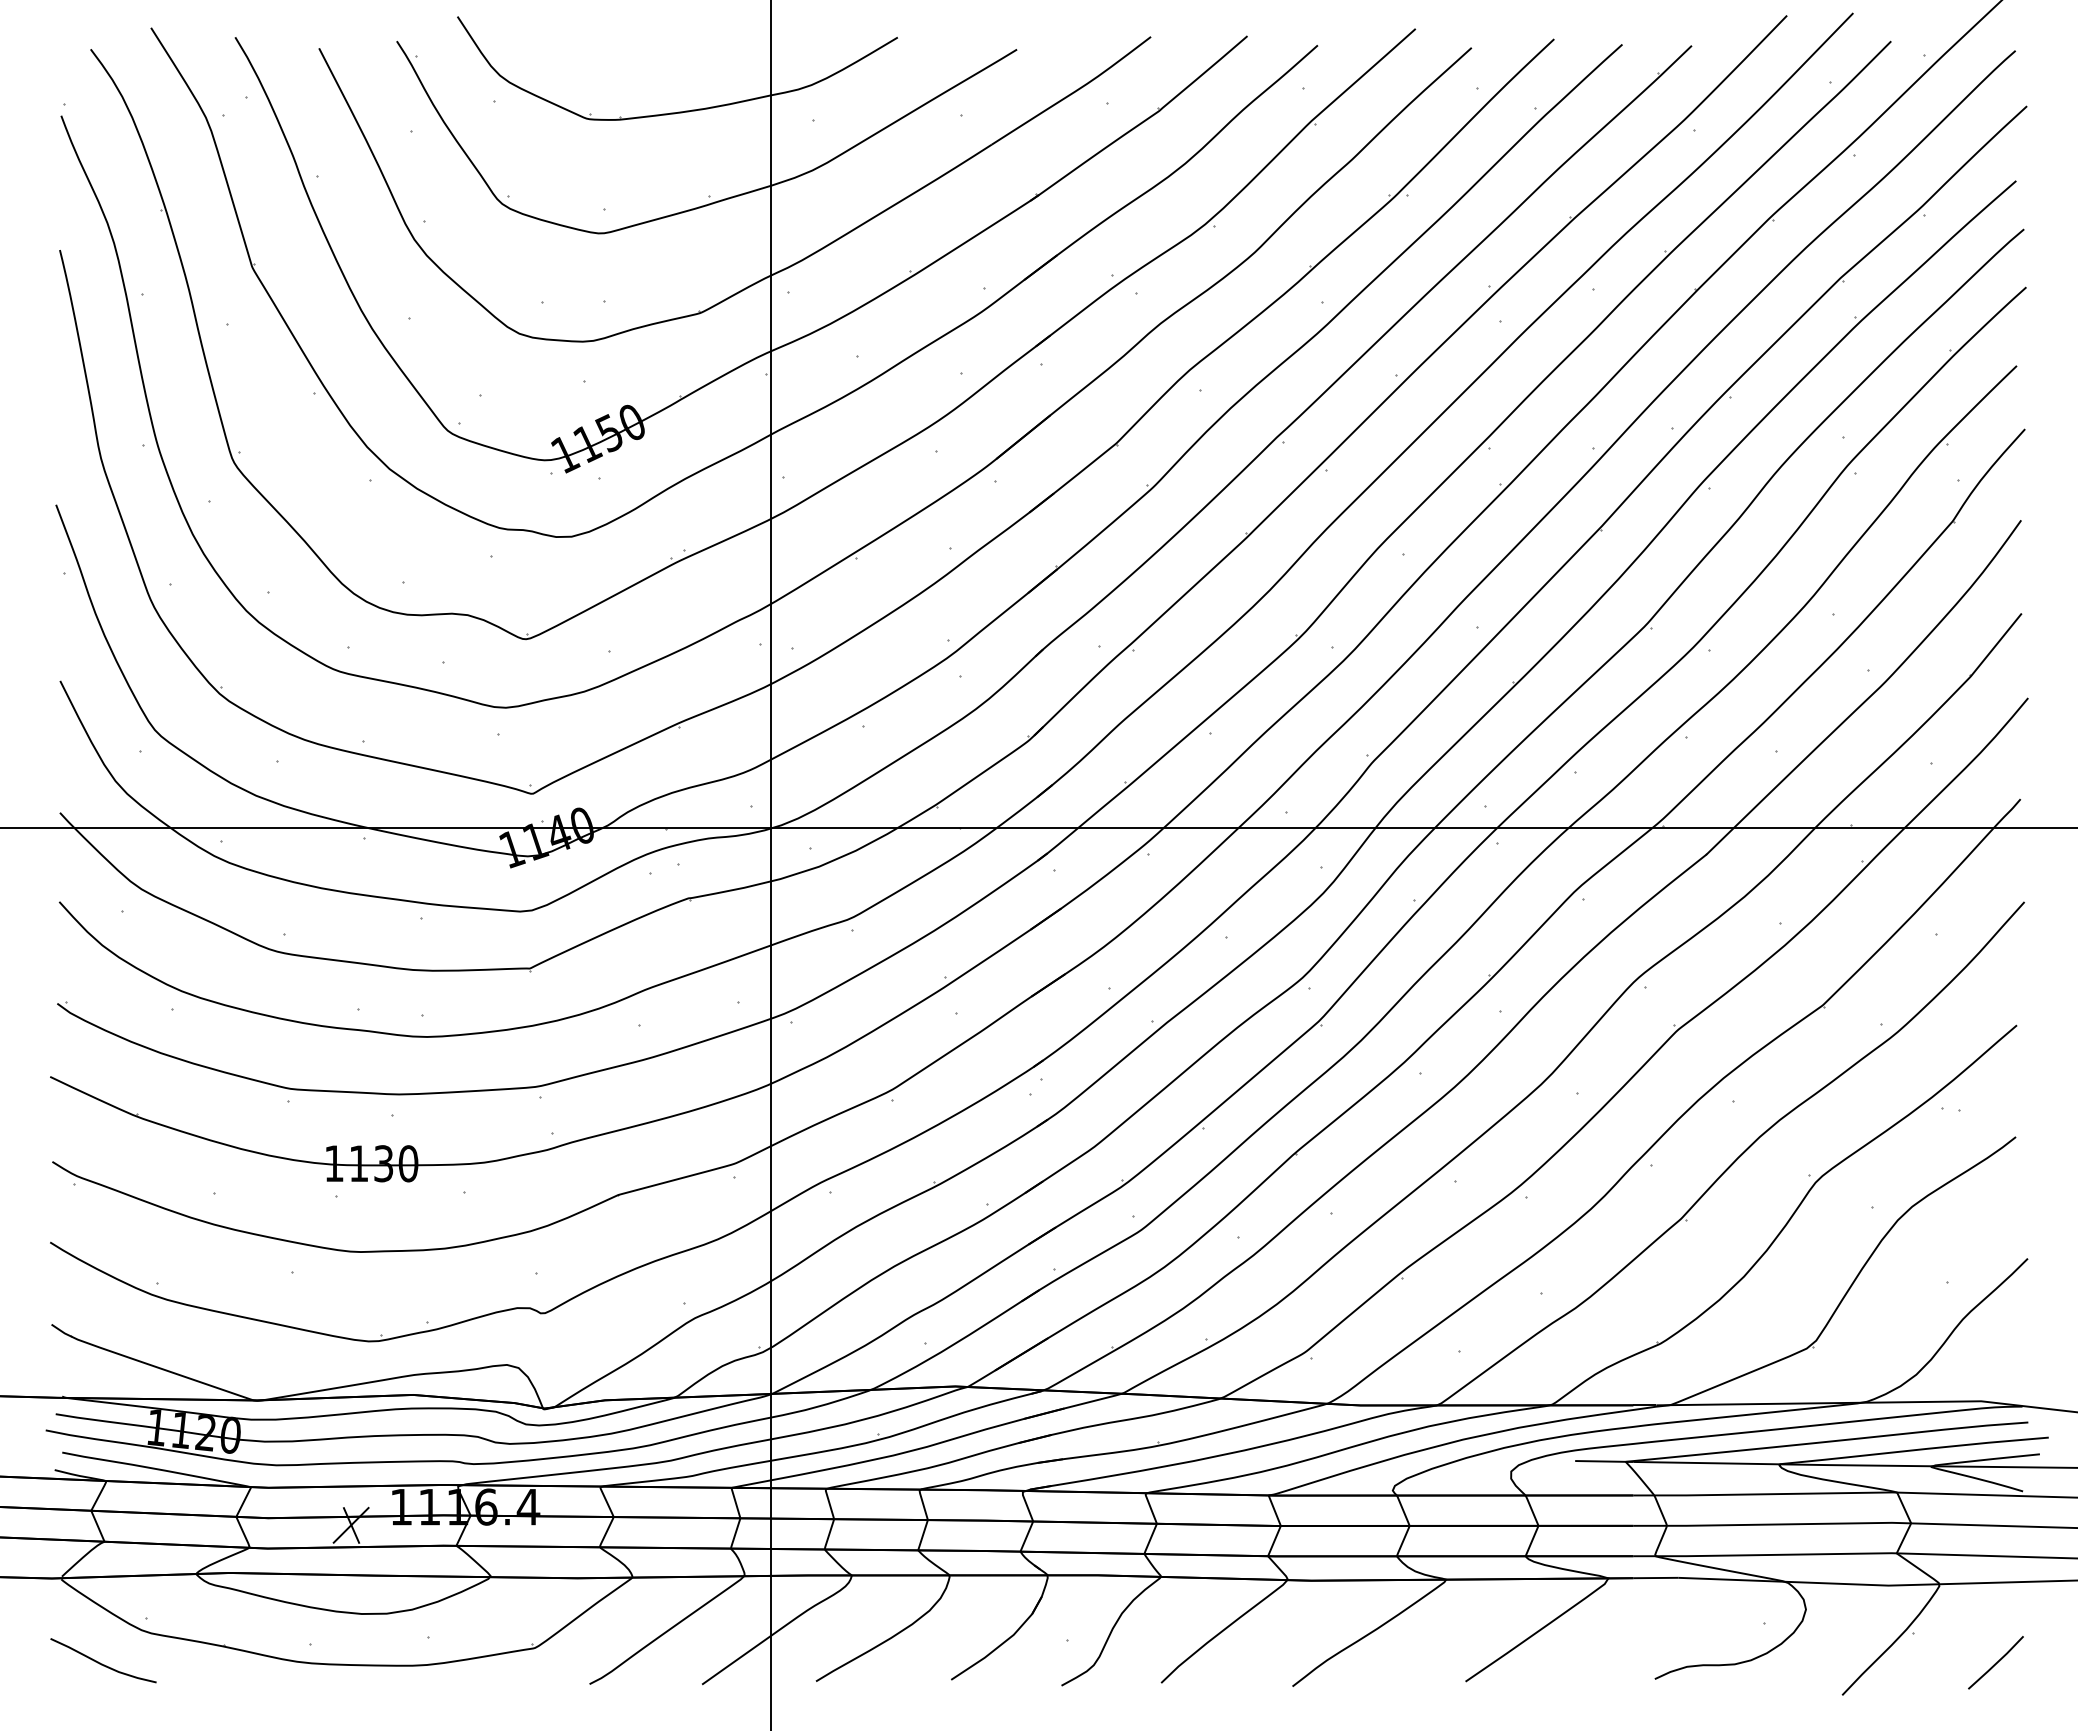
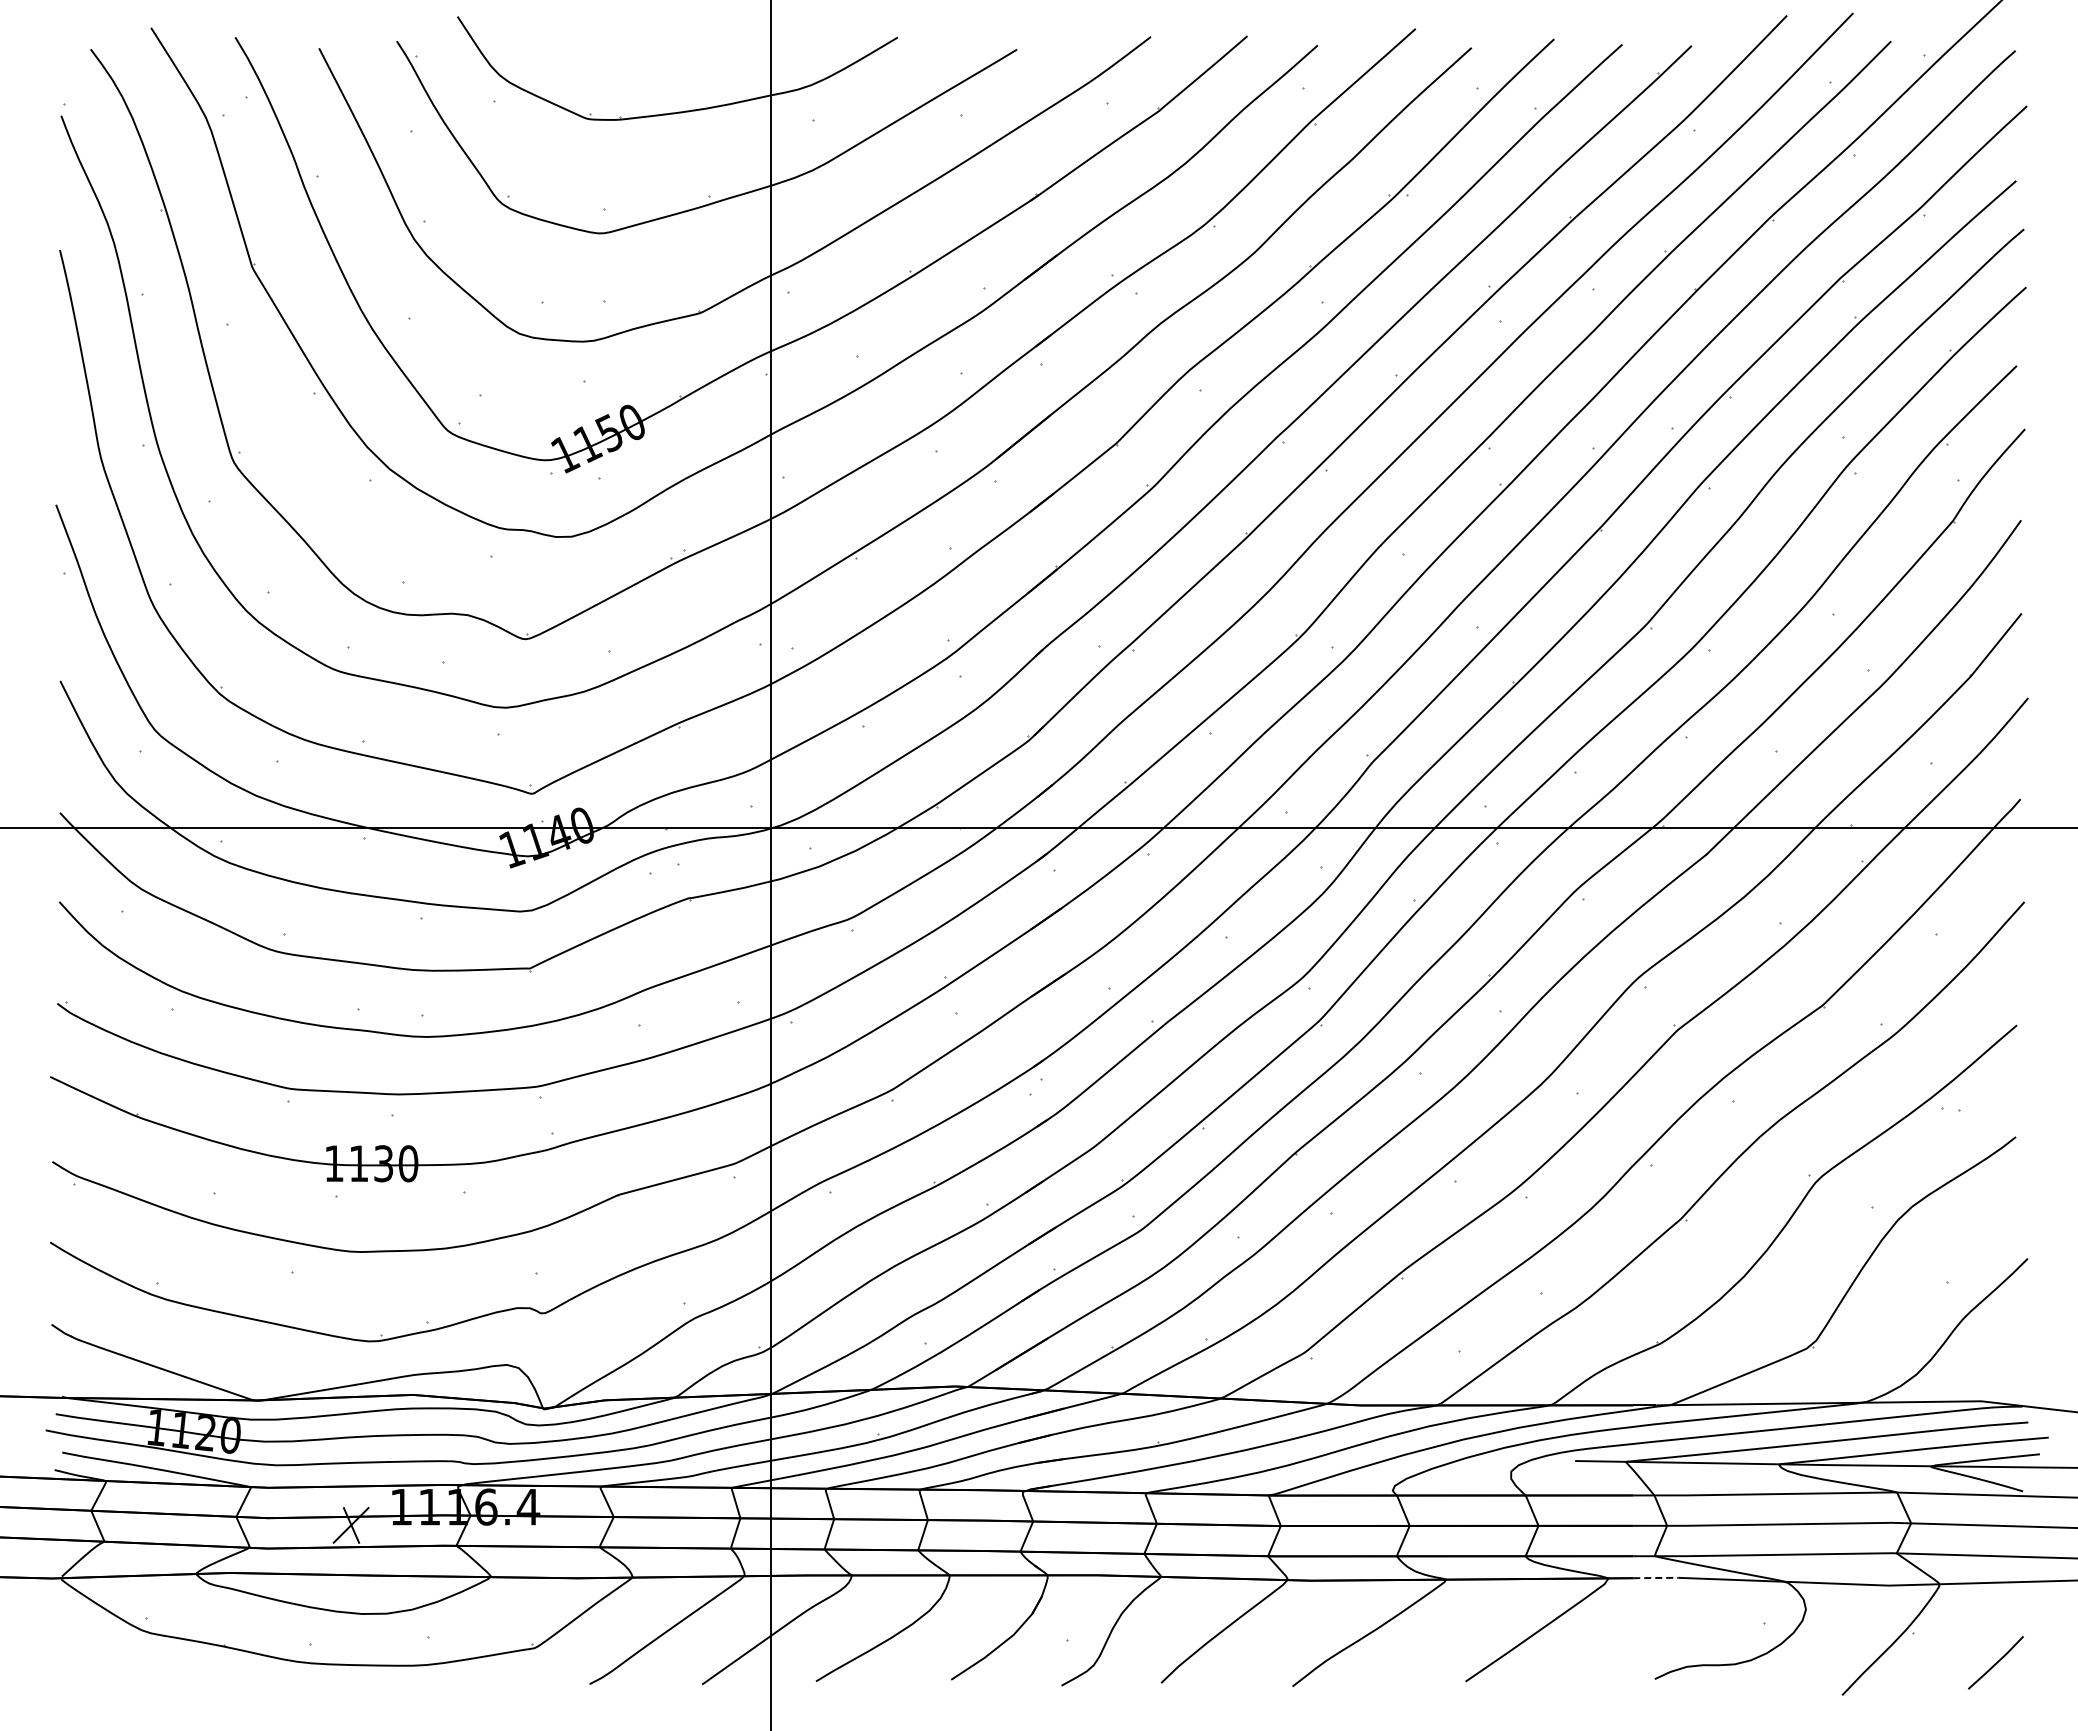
line: solid -> dashed (1655, 1578)
curve: present -> none (102, 1663)
